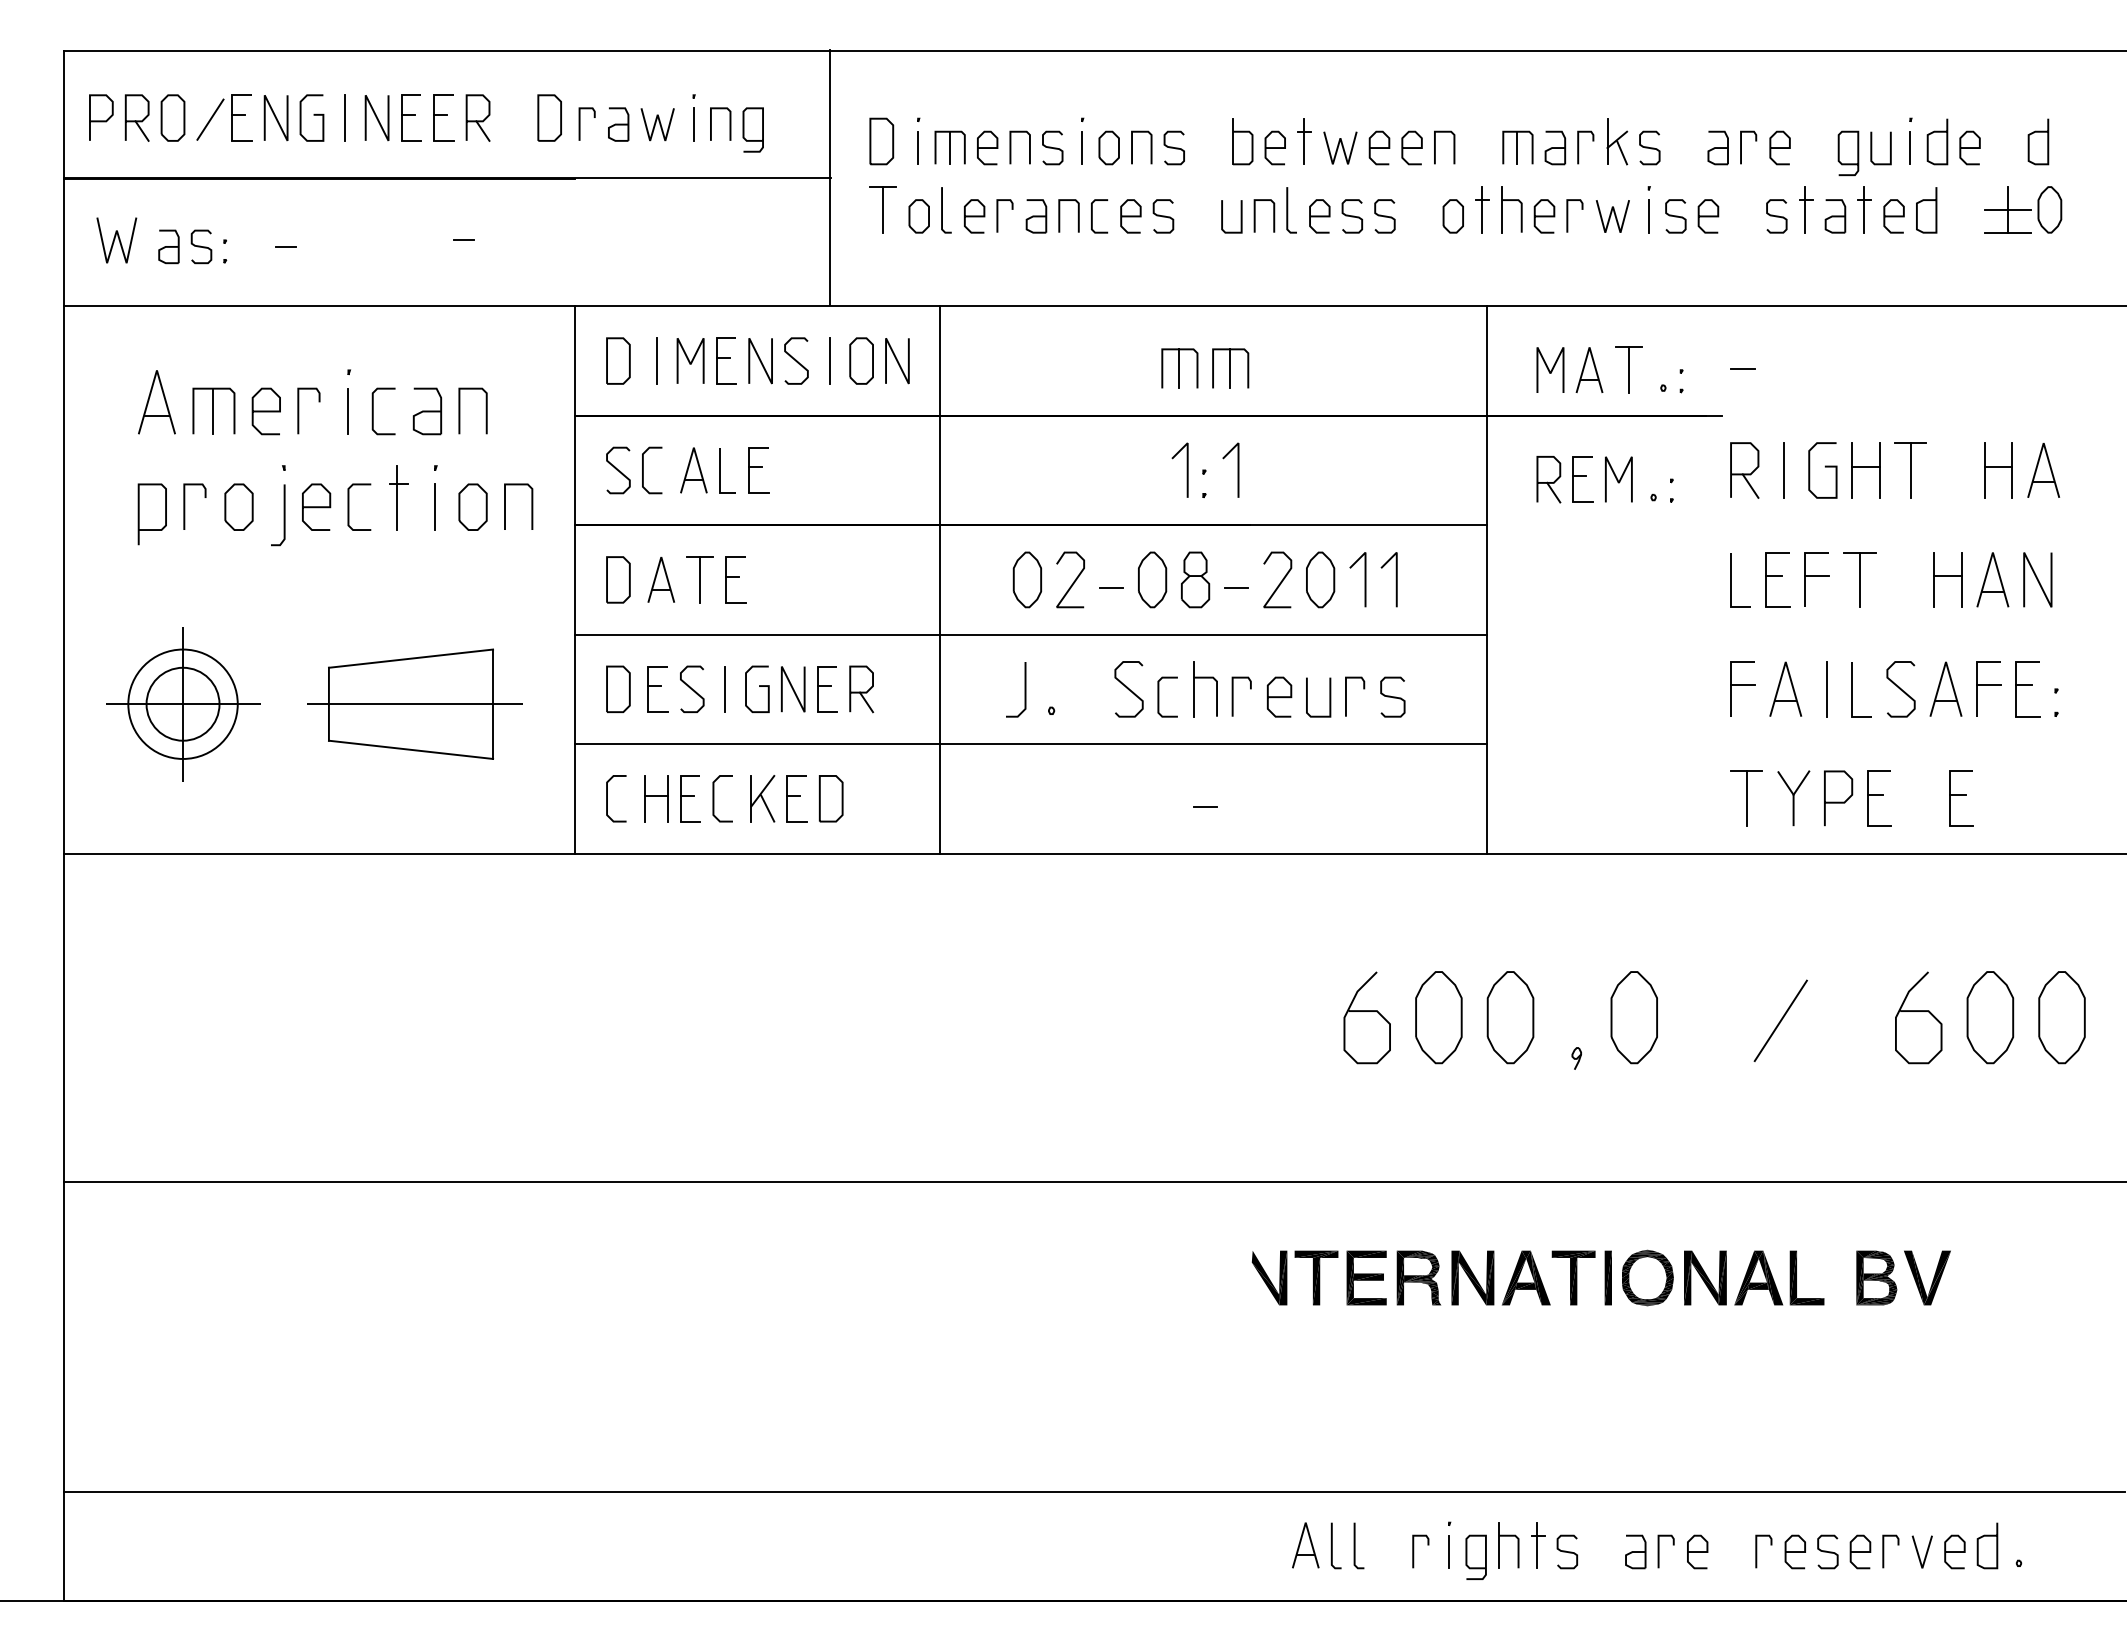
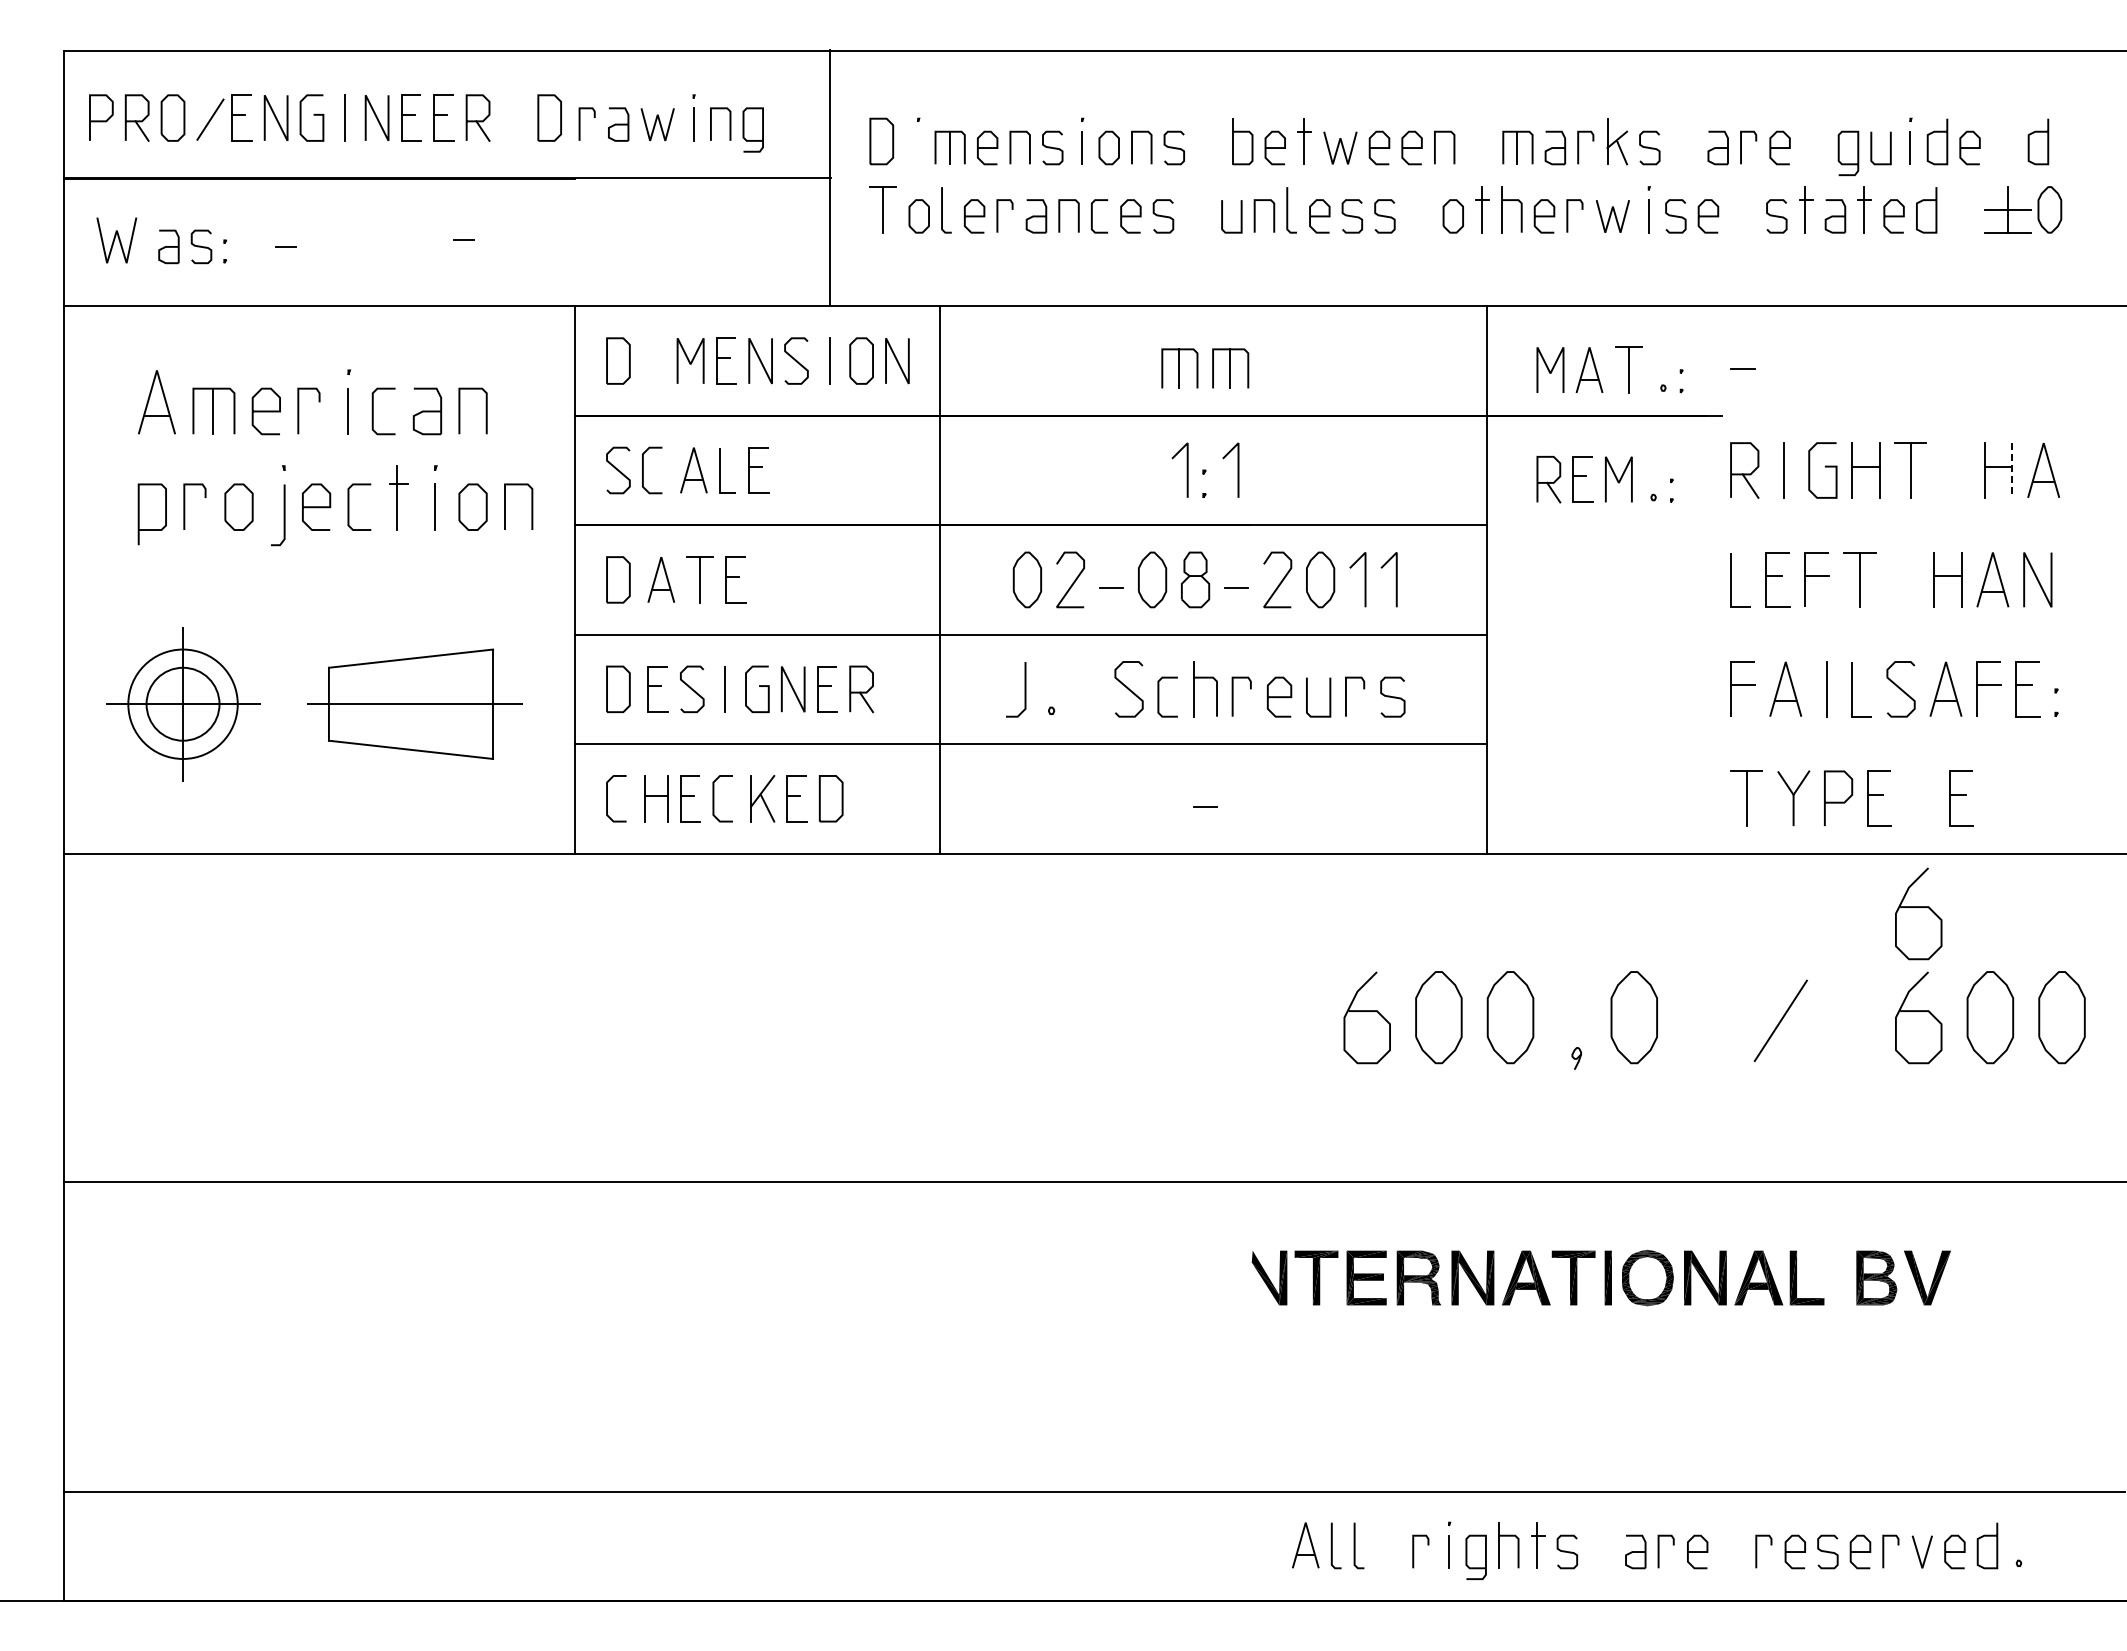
line: present -> none (918, 147)
line: present -> none (656, 360)
line: solid -> dashed (2012, 471)
curve: none -> present (1918, 907)
